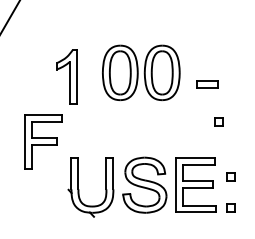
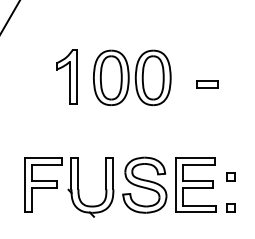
part position: (141, 72) -> (132, 77) (132, 77)
part: present -> none (218, 121)
part position: (43, 141) -> (43, 184) (43, 184)
